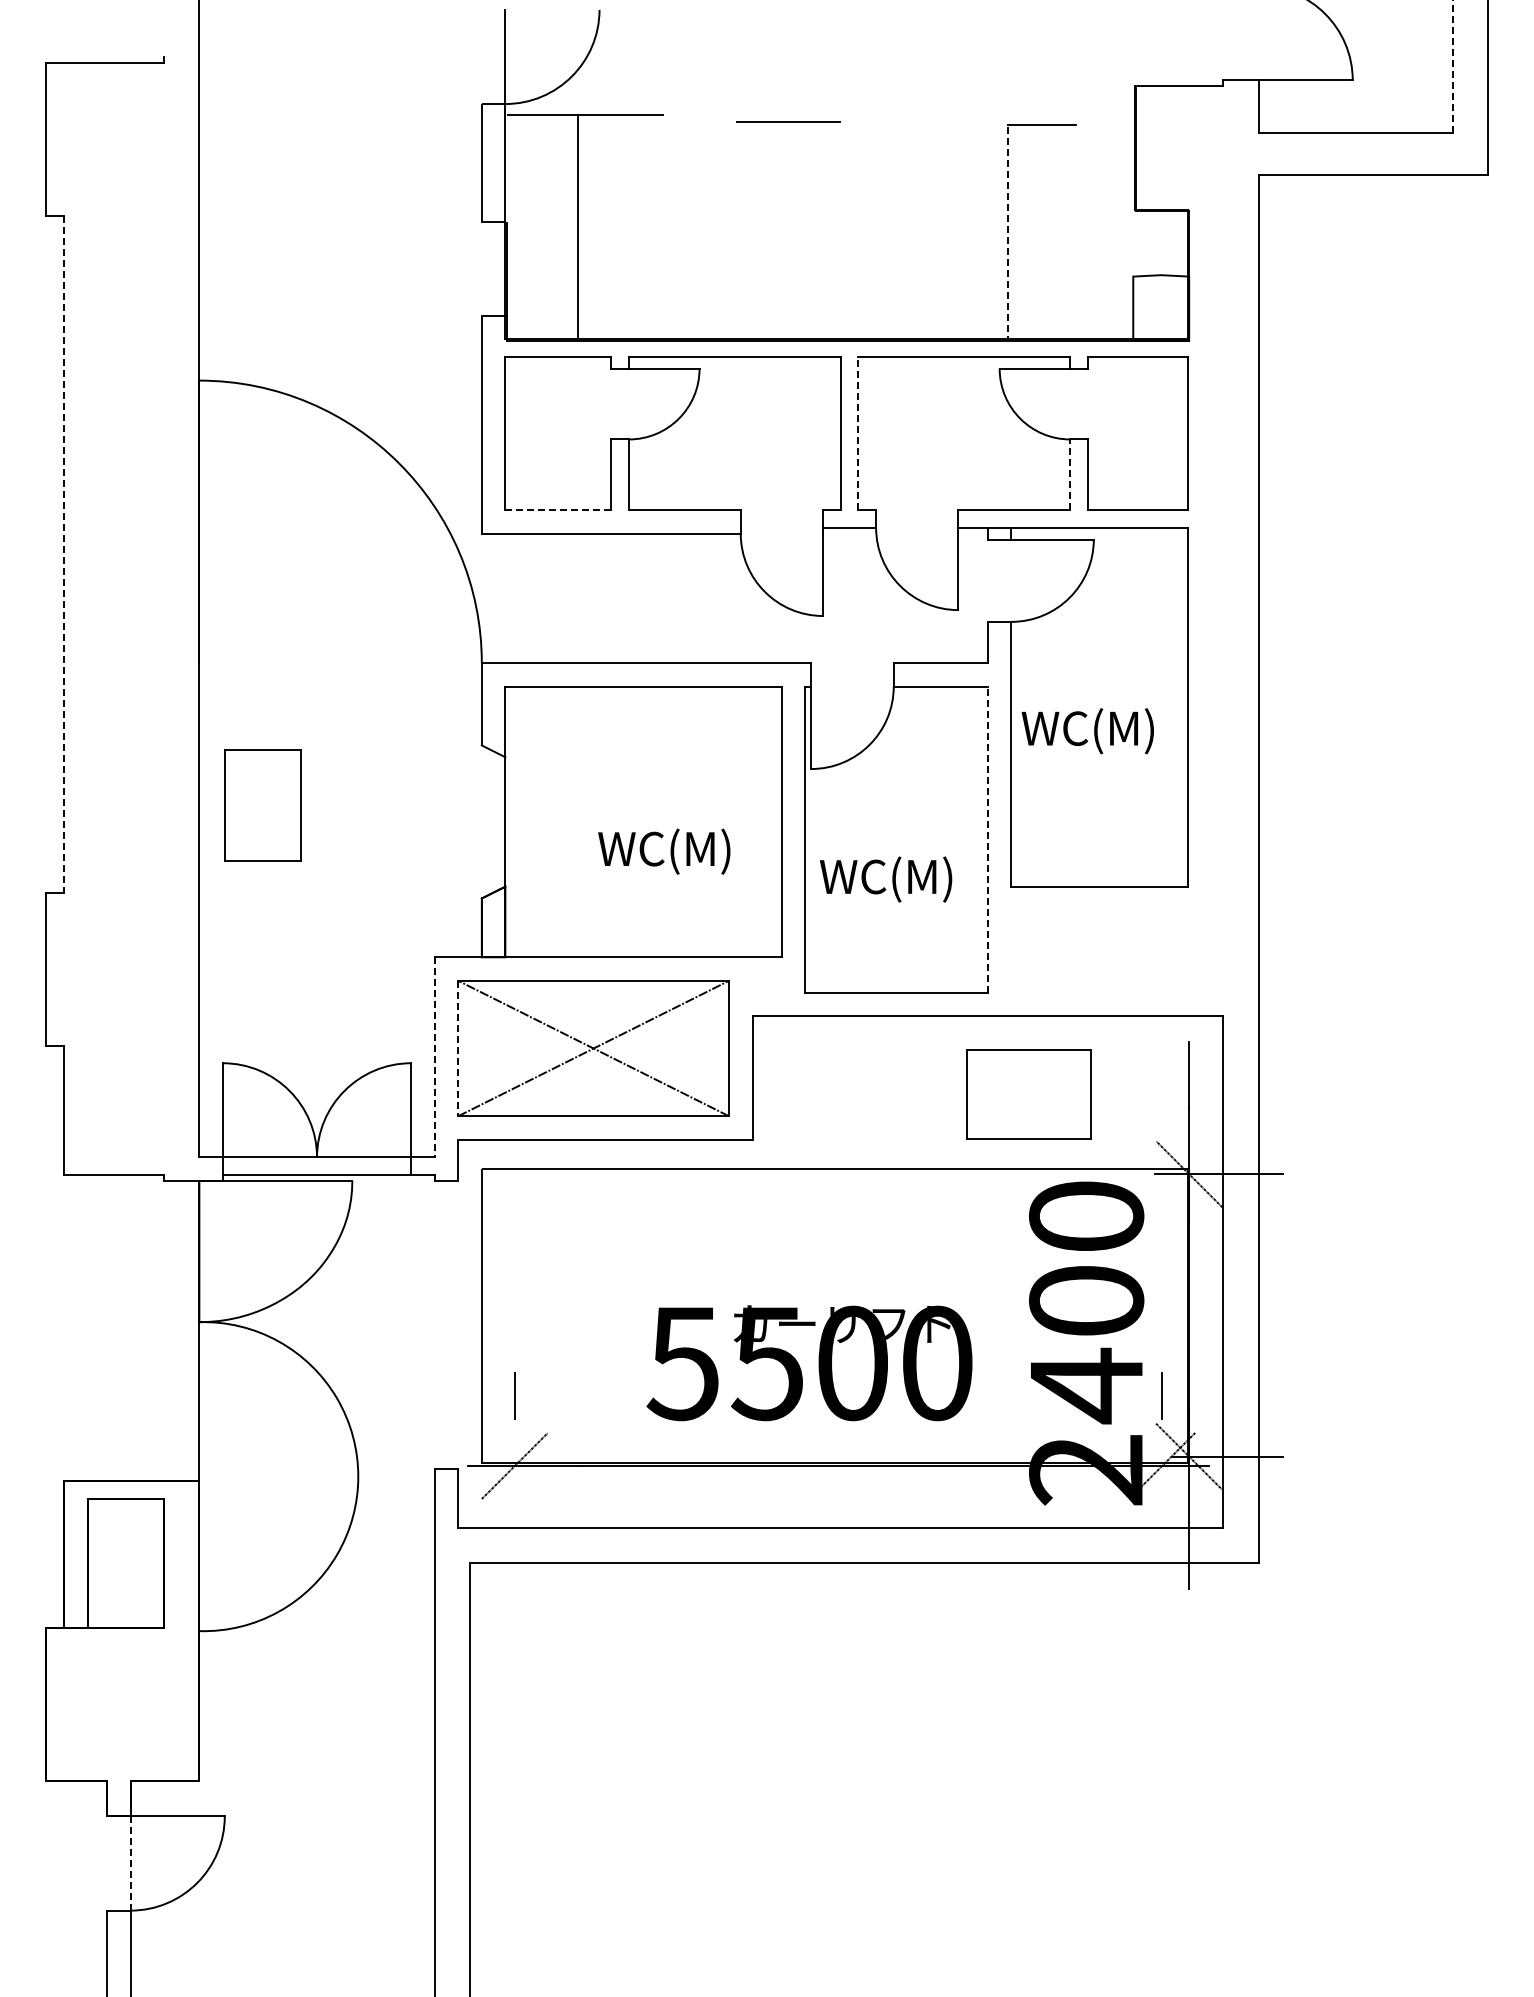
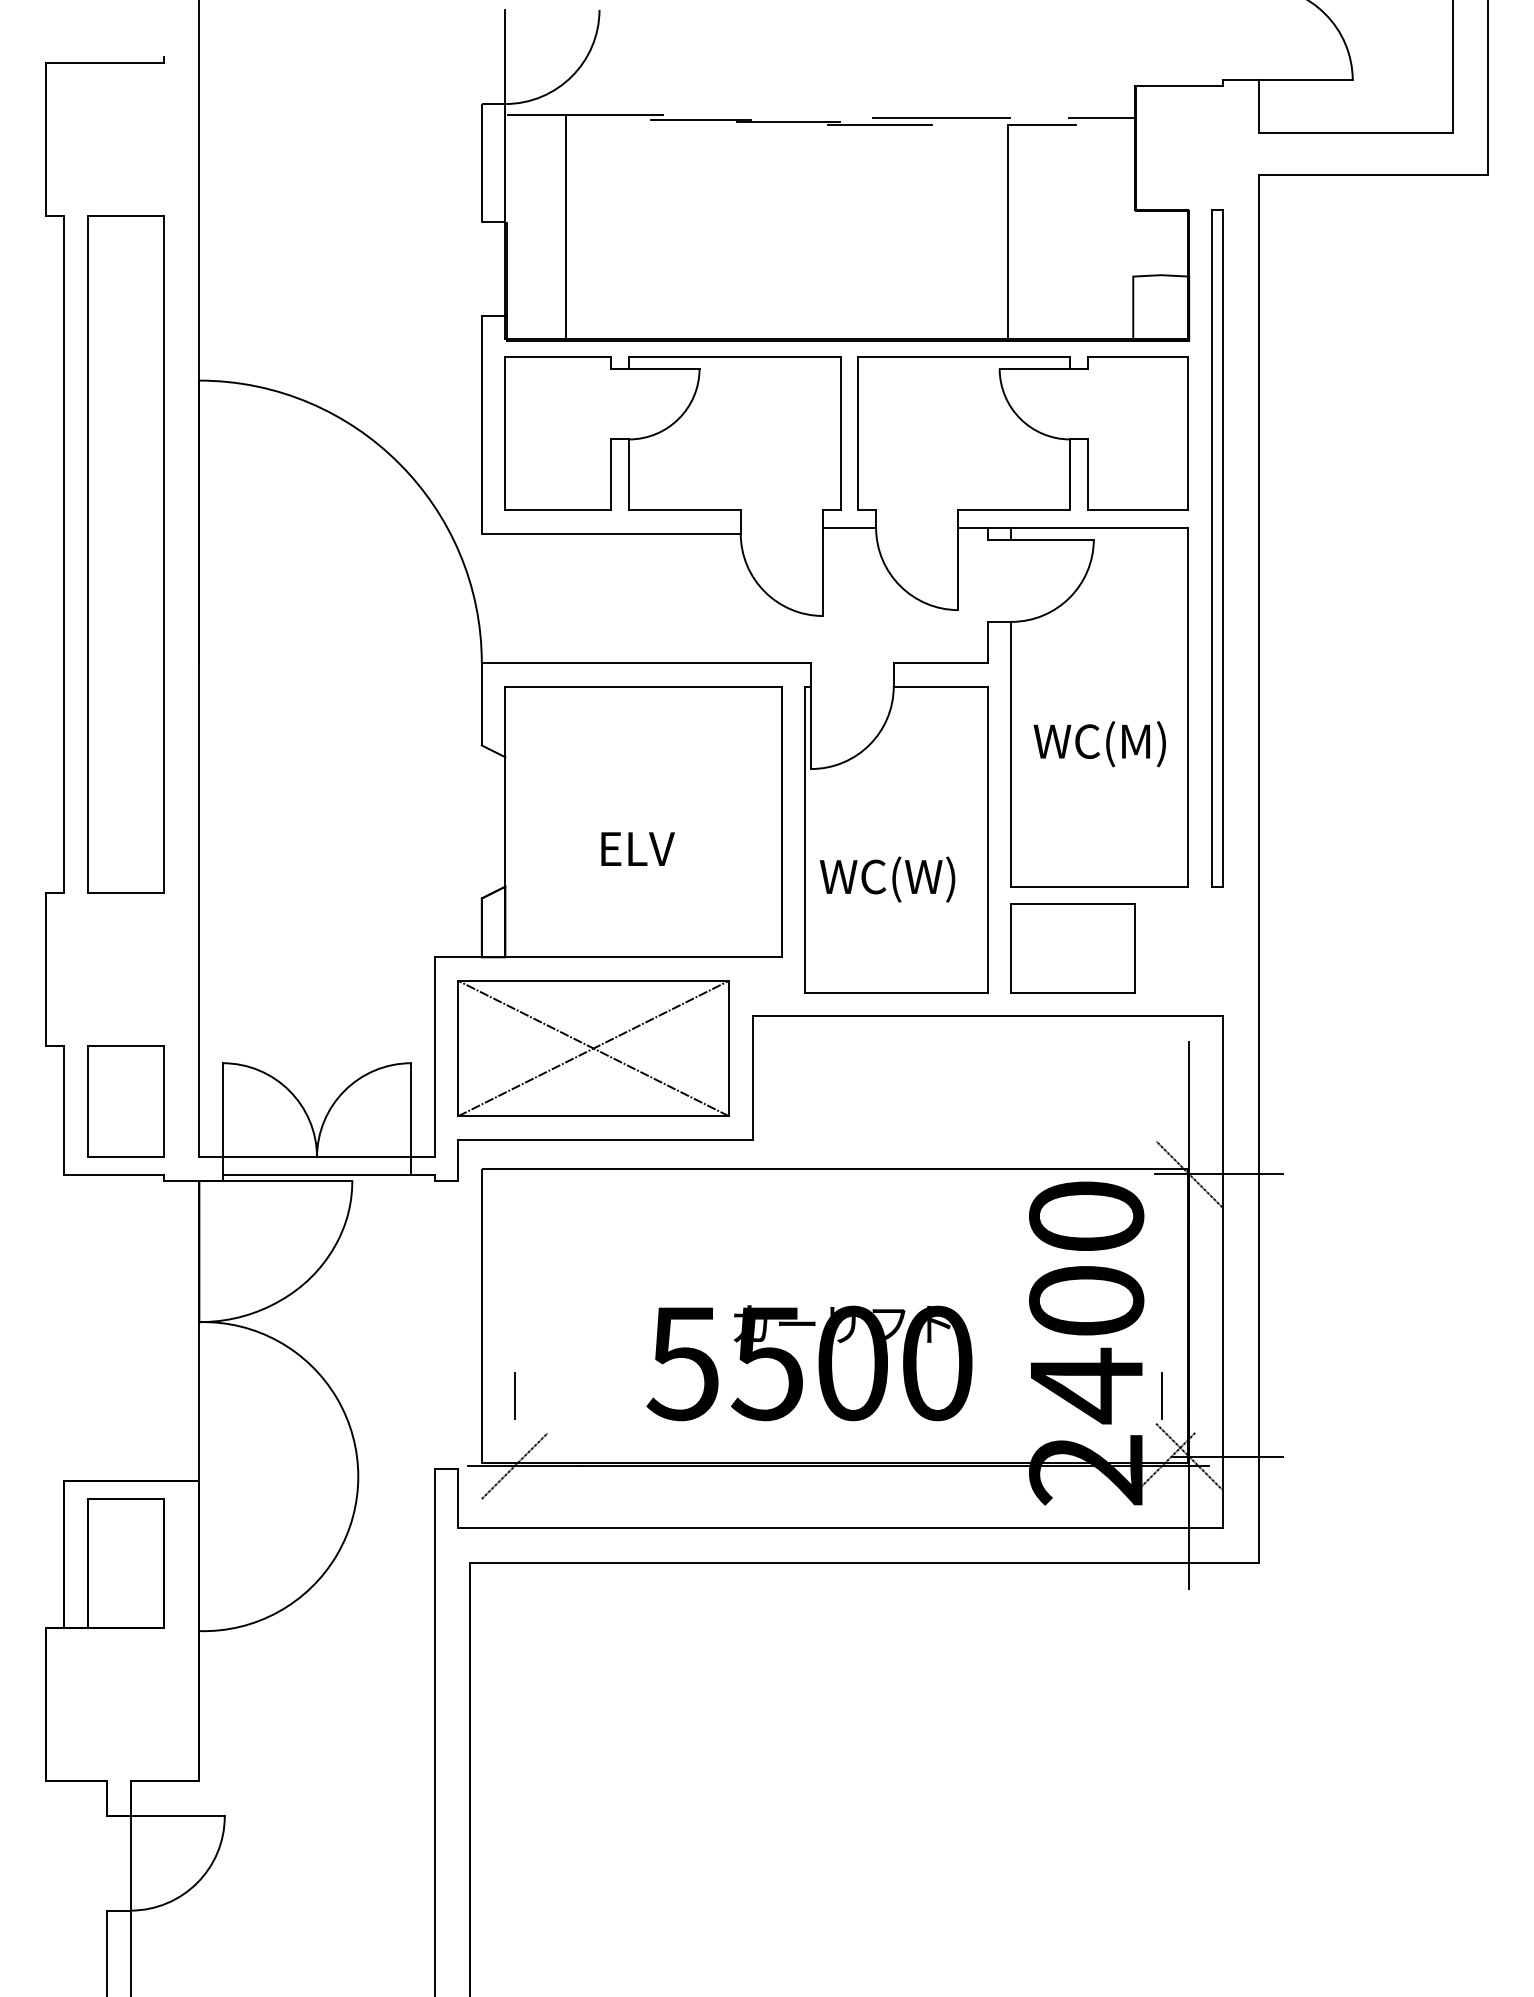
line: dashed -> solid (1452, 66)
line: none -> present (1102, 117)
line: none -> present (941, 118)
line: none -> present (701, 119)
line: none -> present (880, 124)
line position: (577, 227) -> (565, 227) (565, 227)
line: dashed -> solid (1008, 233)
line: dashed -> solid (858, 433)
line: dashed -> solid (1070, 474)
line: dashed -> solid (558, 510)
part: none -> present (1217, 548)
line: dashed -> solid (64, 554)
part: none -> present (125, 554)
text position: (1087, 731) -> (1099, 744) (1099, 744)
part position: (262, 805) -> (125, 1101) (125, 1101)
line: dashed -> solid (987, 839)
text: WC(M) -> ELV (664, 851)
text: WC(M) -> WC(W) (930, 879)
line: dashed -> solid (458, 1048)
line: dashed -> solid (434, 1057)
part position: (1028, 1094) -> (1072, 948) (1072, 948)
line: dashed -> solid (130, 1863)
